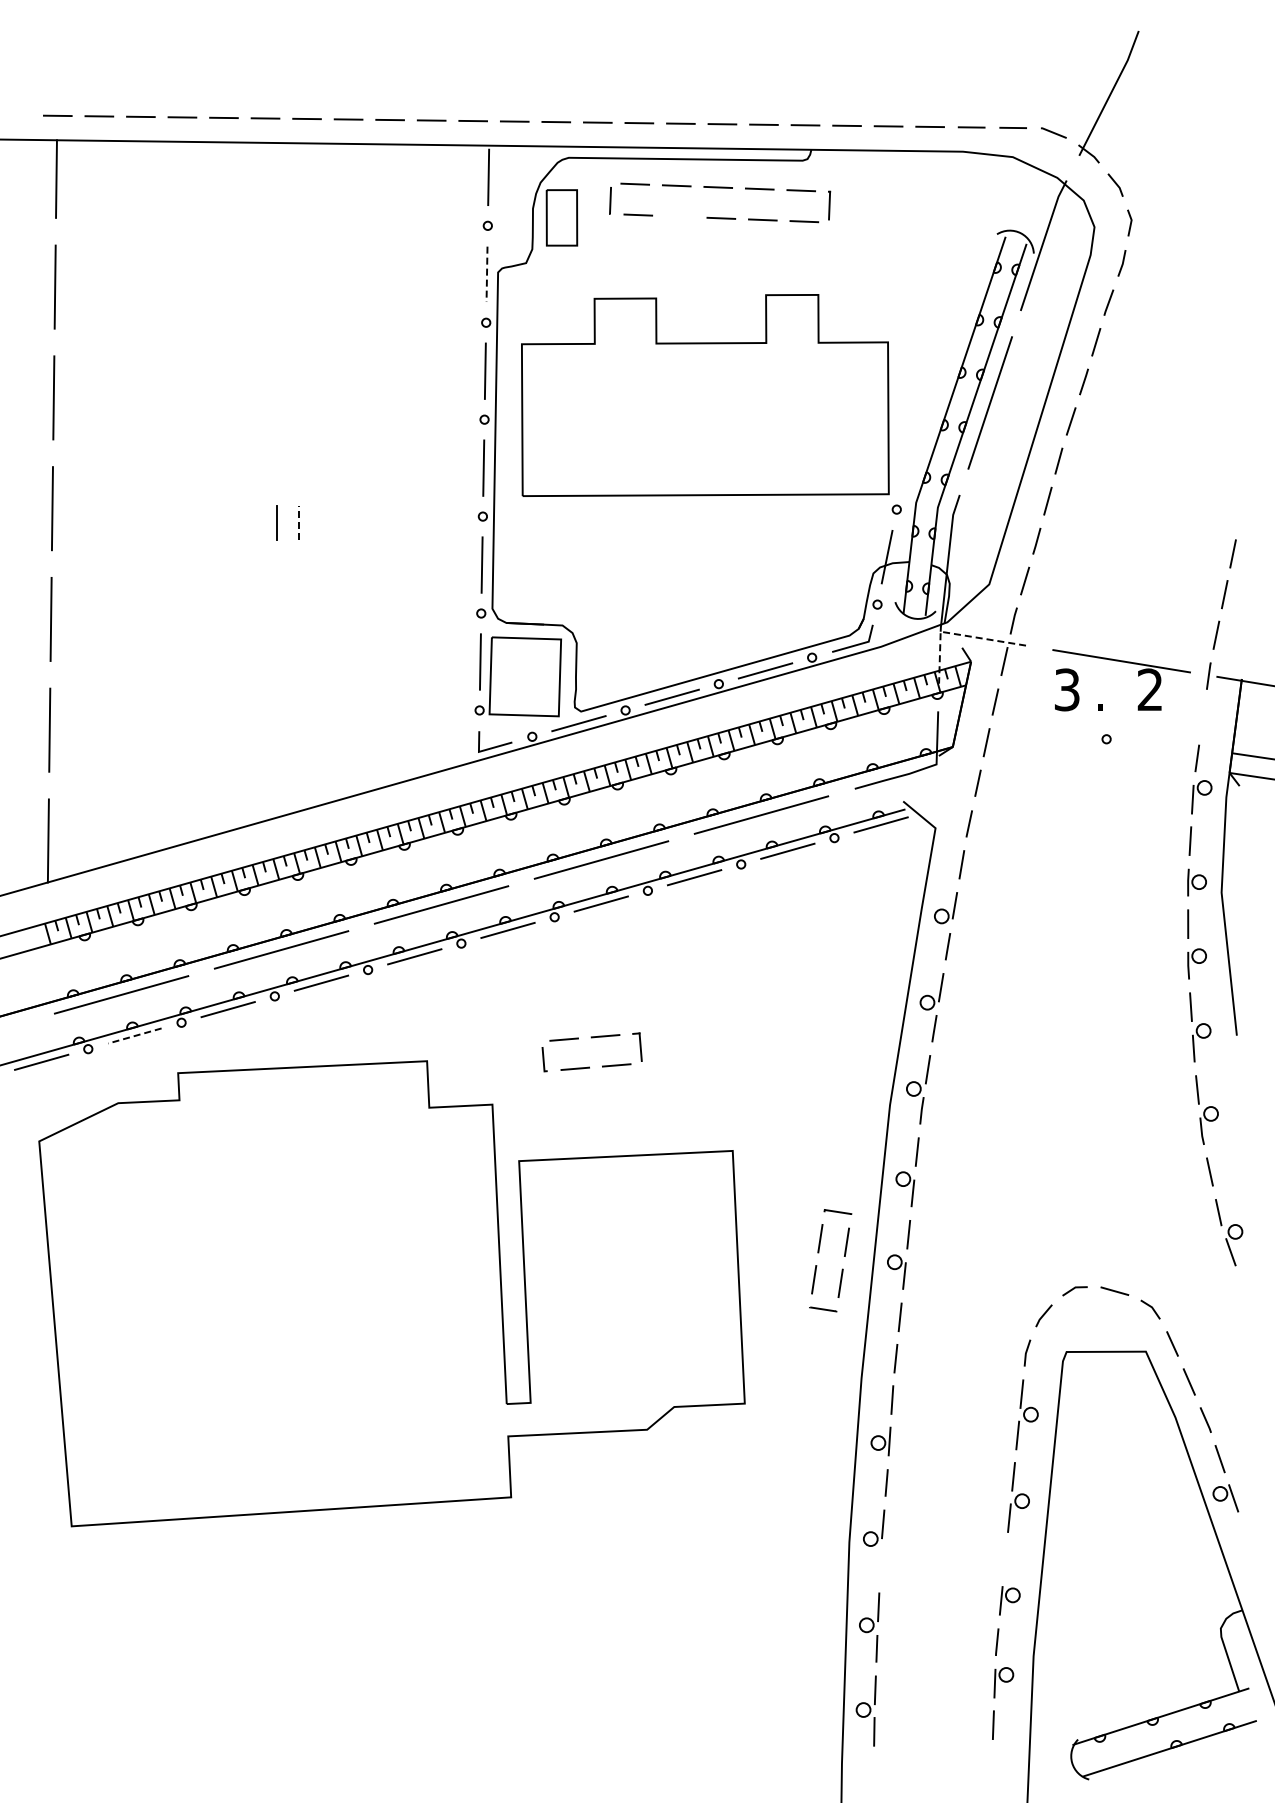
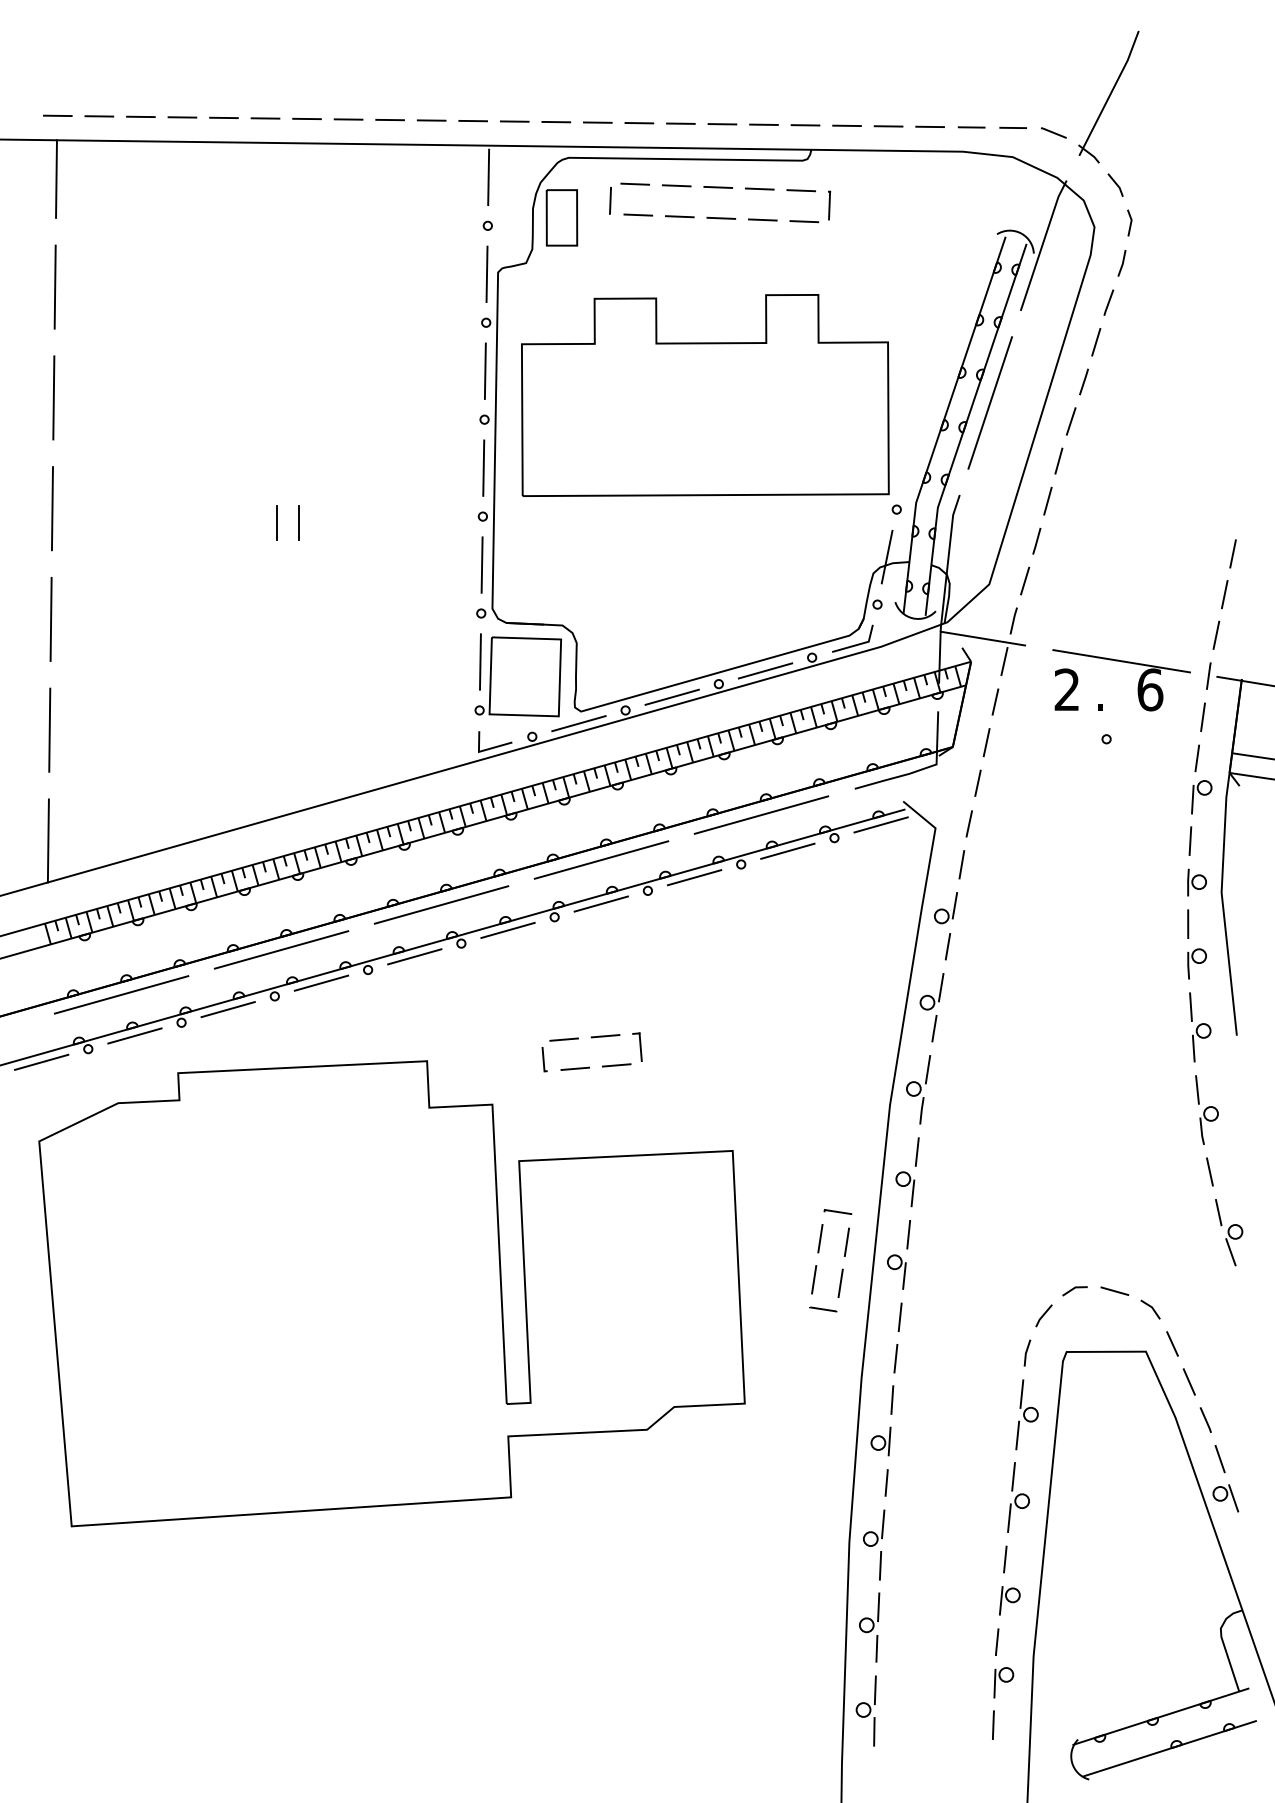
line: none -> present (679, 216)
line: dashed -> solid (487, 274)
line: dashed -> solid (298, 523)
line: dashed -> solid (956, 634)
text: 3 -> 2 (1066, 689)
text: 2 -> 6 (1150, 689)
line: none -> present (1202, 716)
line: dashed -> solid (134, 1035)
line: none -> present (1005, 1559)
line: none -> present (880, 1565)
